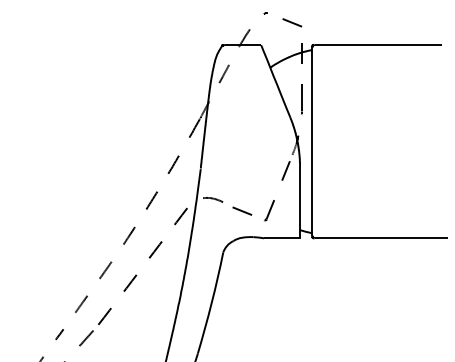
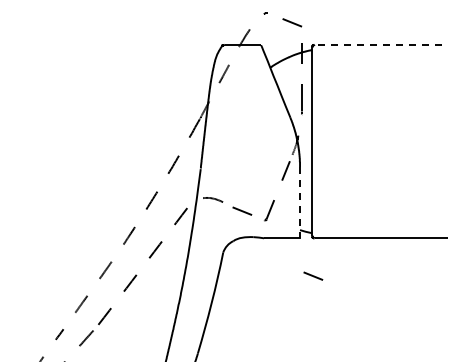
line: solid -> dashed (378, 44)
line: solid -> dashed (300, 202)
line: none -> present (313, 275)
